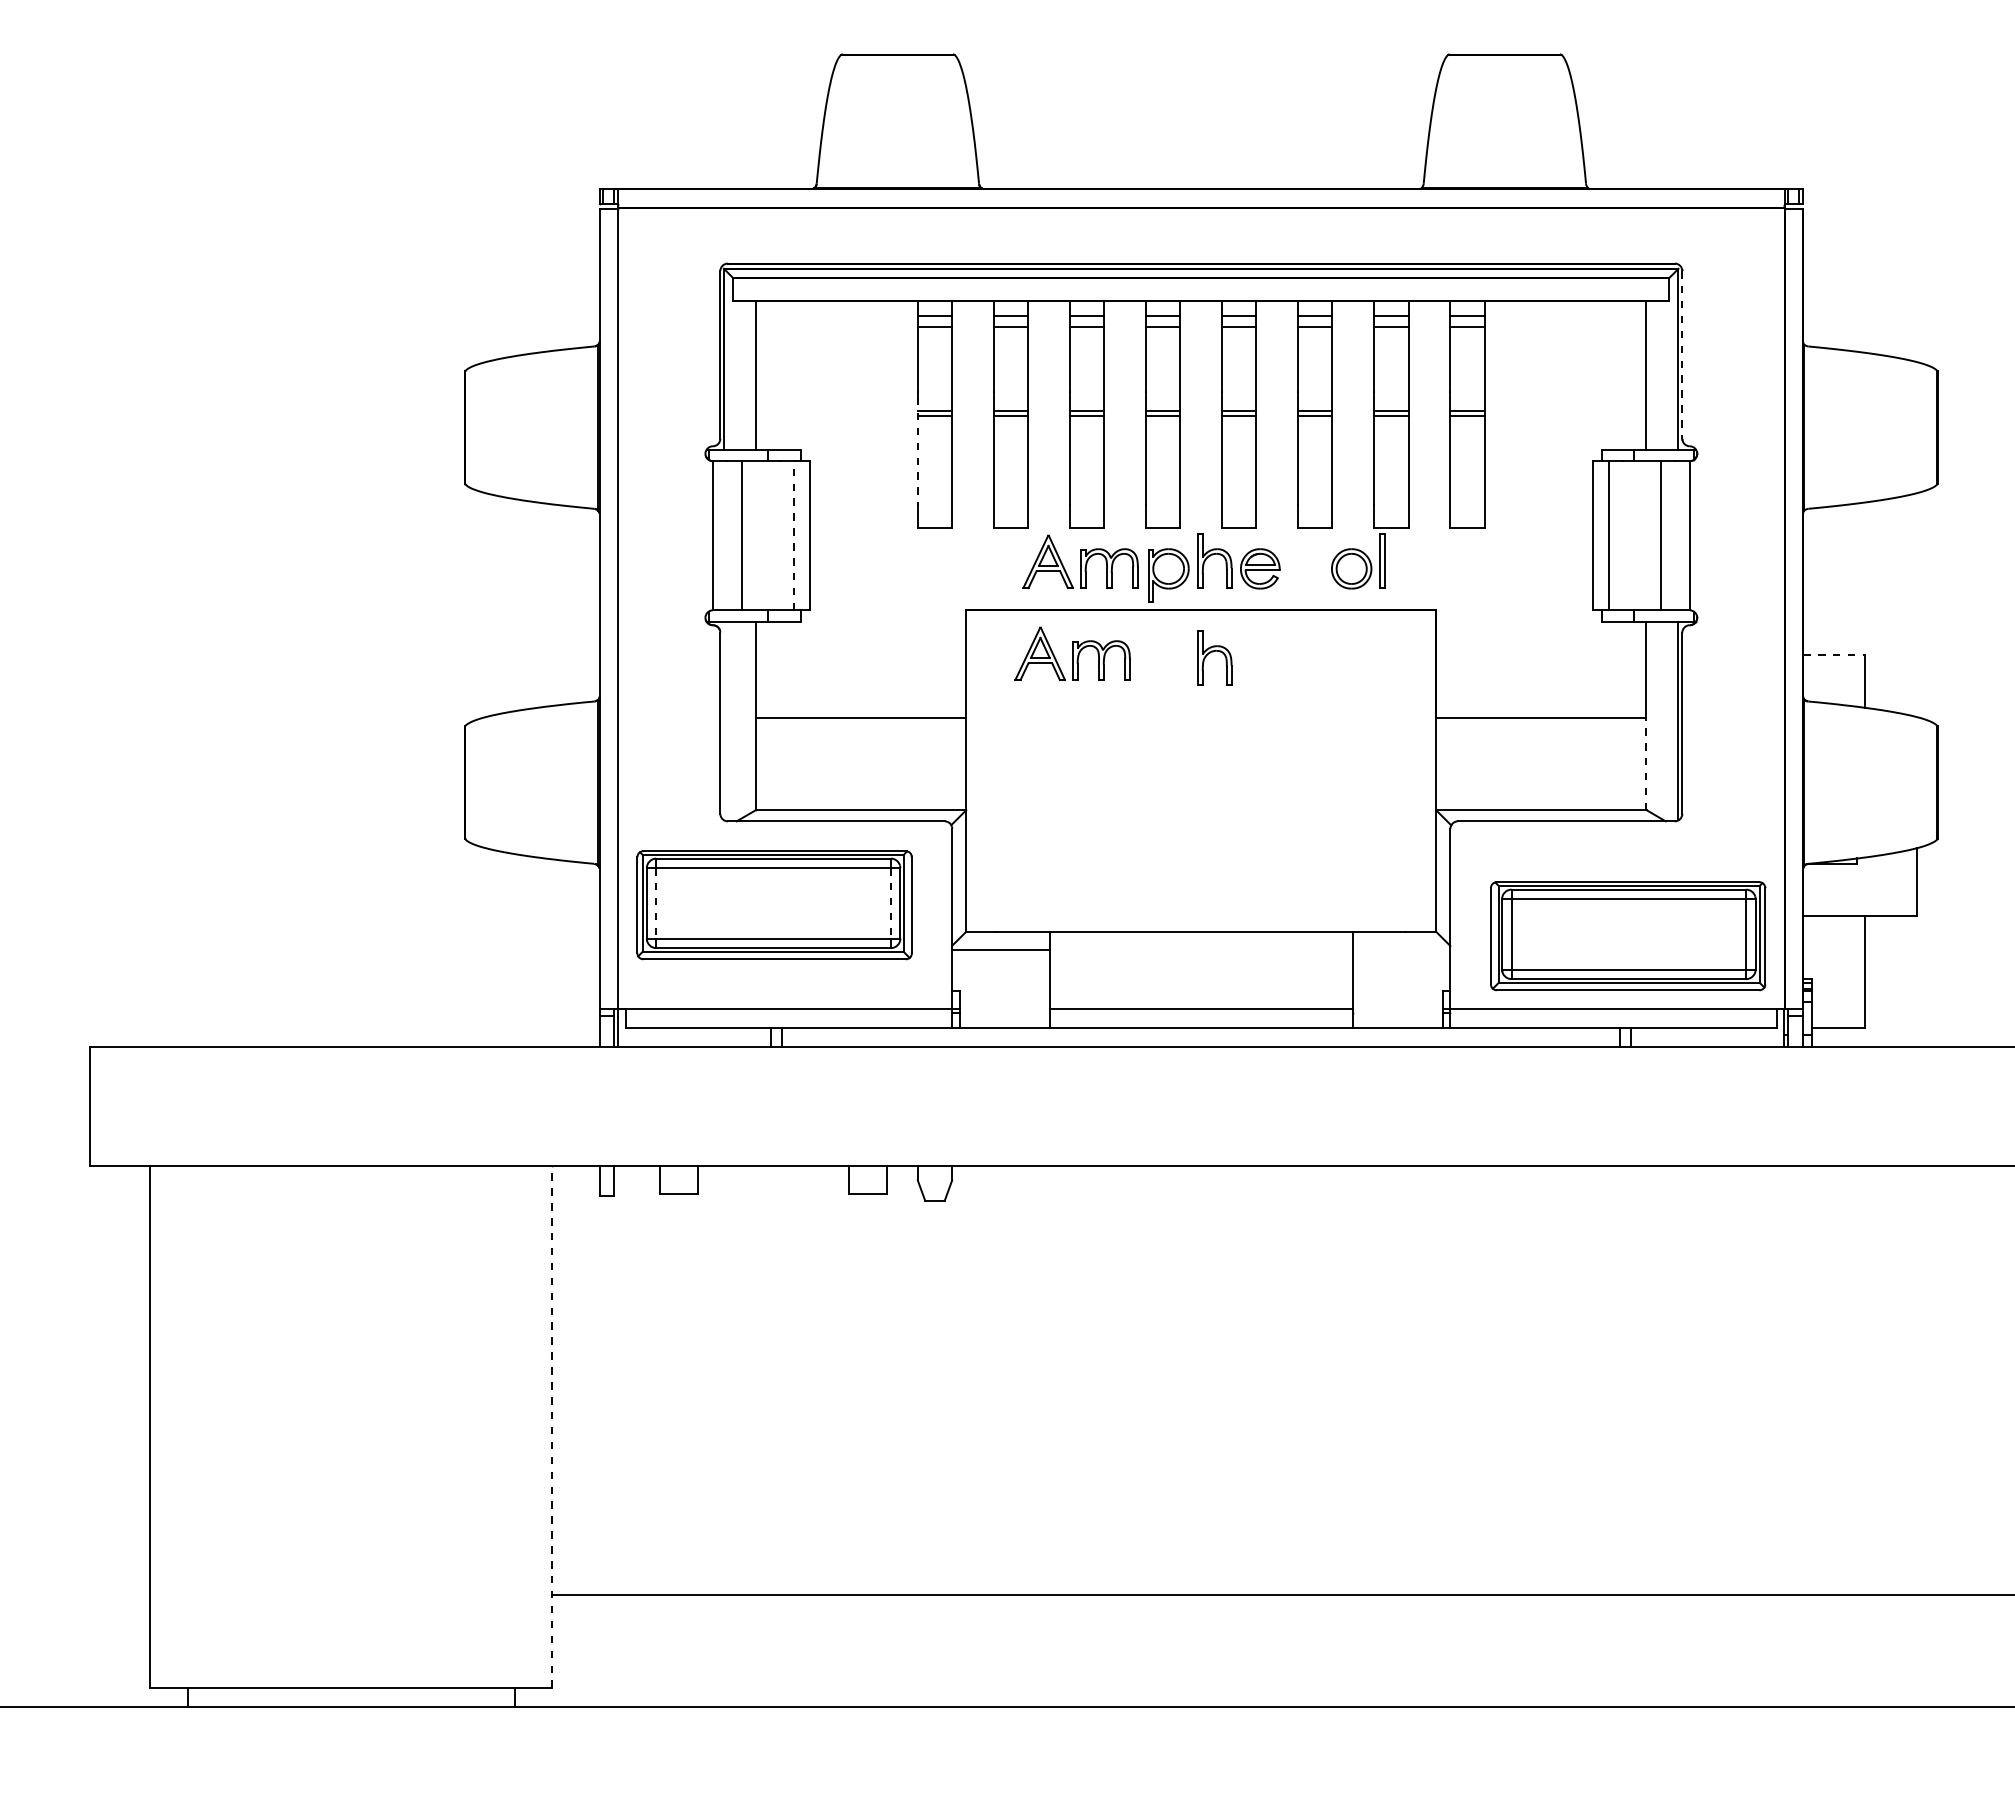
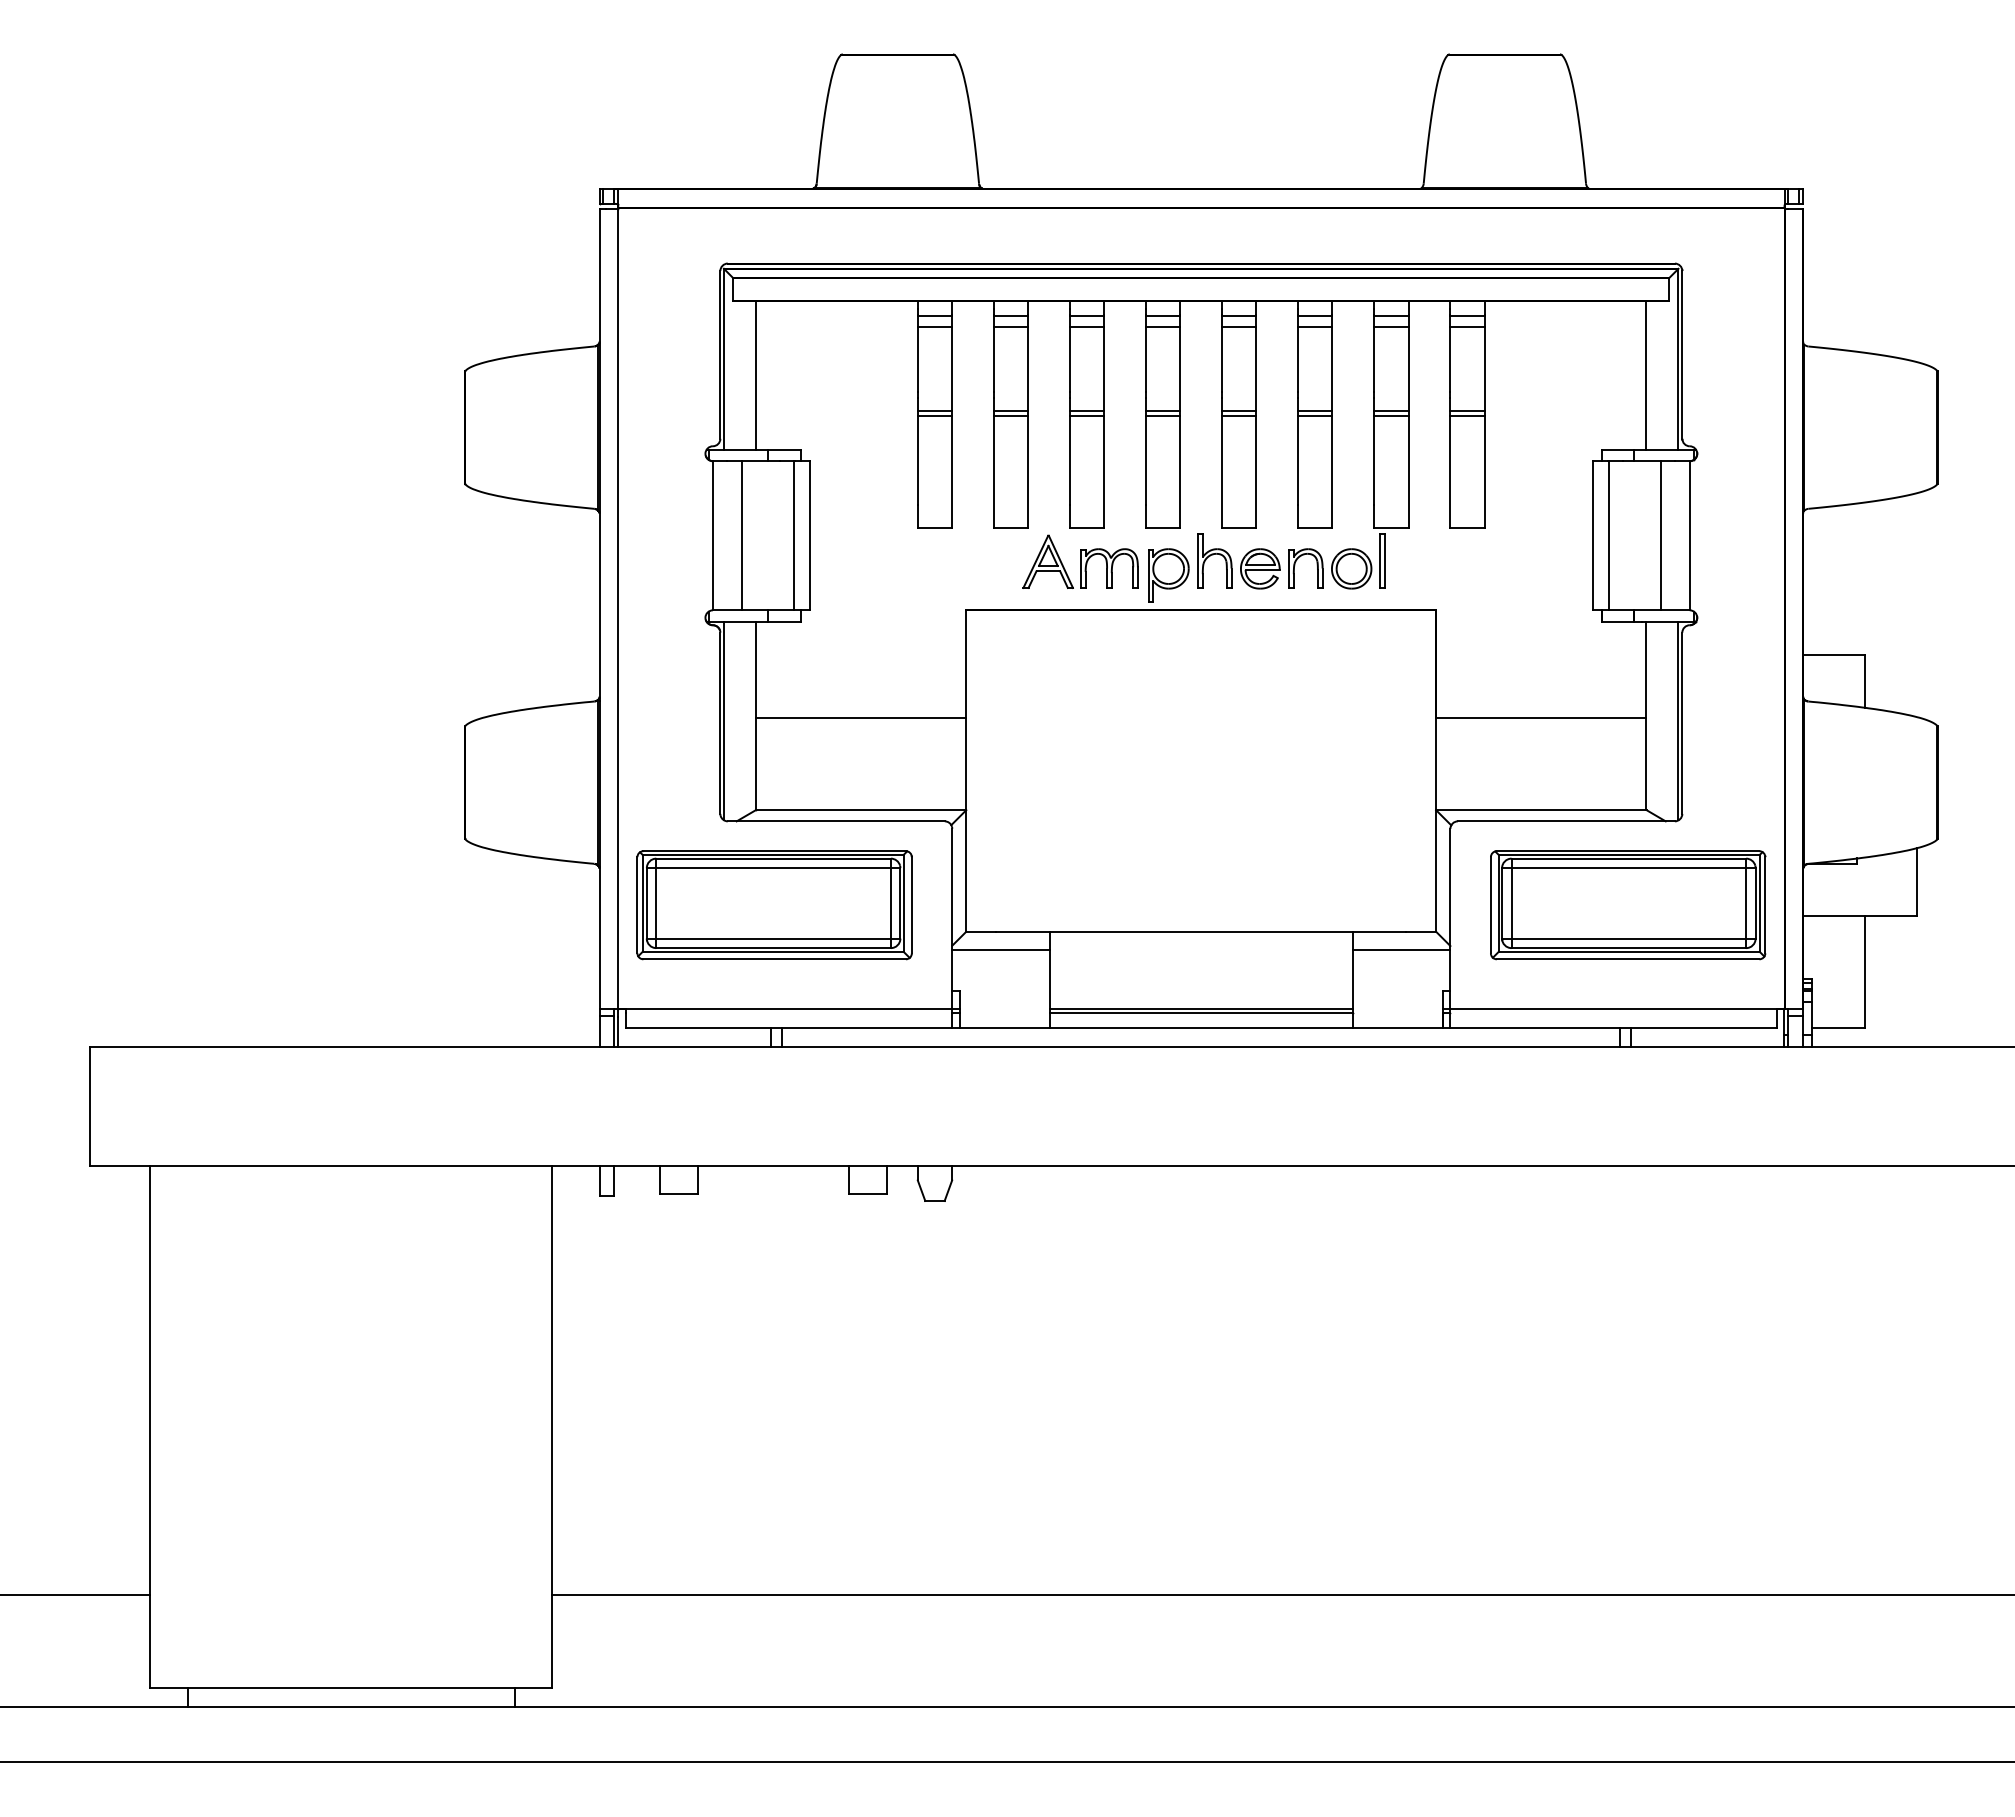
line: dashed -> solid (1682, 354)
line: dashed -> solid (917, 451)
line: dashed -> solid (794, 535)
part: none -> present (1295, 565)
part: present -> none (1072, 653)
line: dashed -> solid (1833, 655)
part: present -> none (1214, 657)
line: none -> present (723, 720)
line: dashed -> solid (1646, 763)
line: dashed -> solid (656, 903)
line: dashed -> solid (890, 903)
part position: (1628, 936) -> (1628, 905) (1628, 905)
line: none -> present (1401, 950)
line: none -> present (1200, 1013)
line: dashed -> solid (552, 1426)
line: none -> present (76, 1594)
line: none -> present (1006, 1762)
